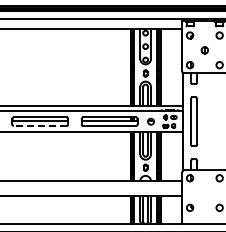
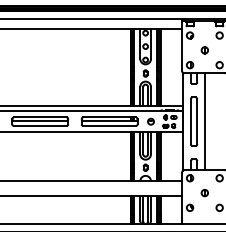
line: none -> present (204, 121)
line: dashed -> solid (39, 126)
part: none -> present (204, 193)
